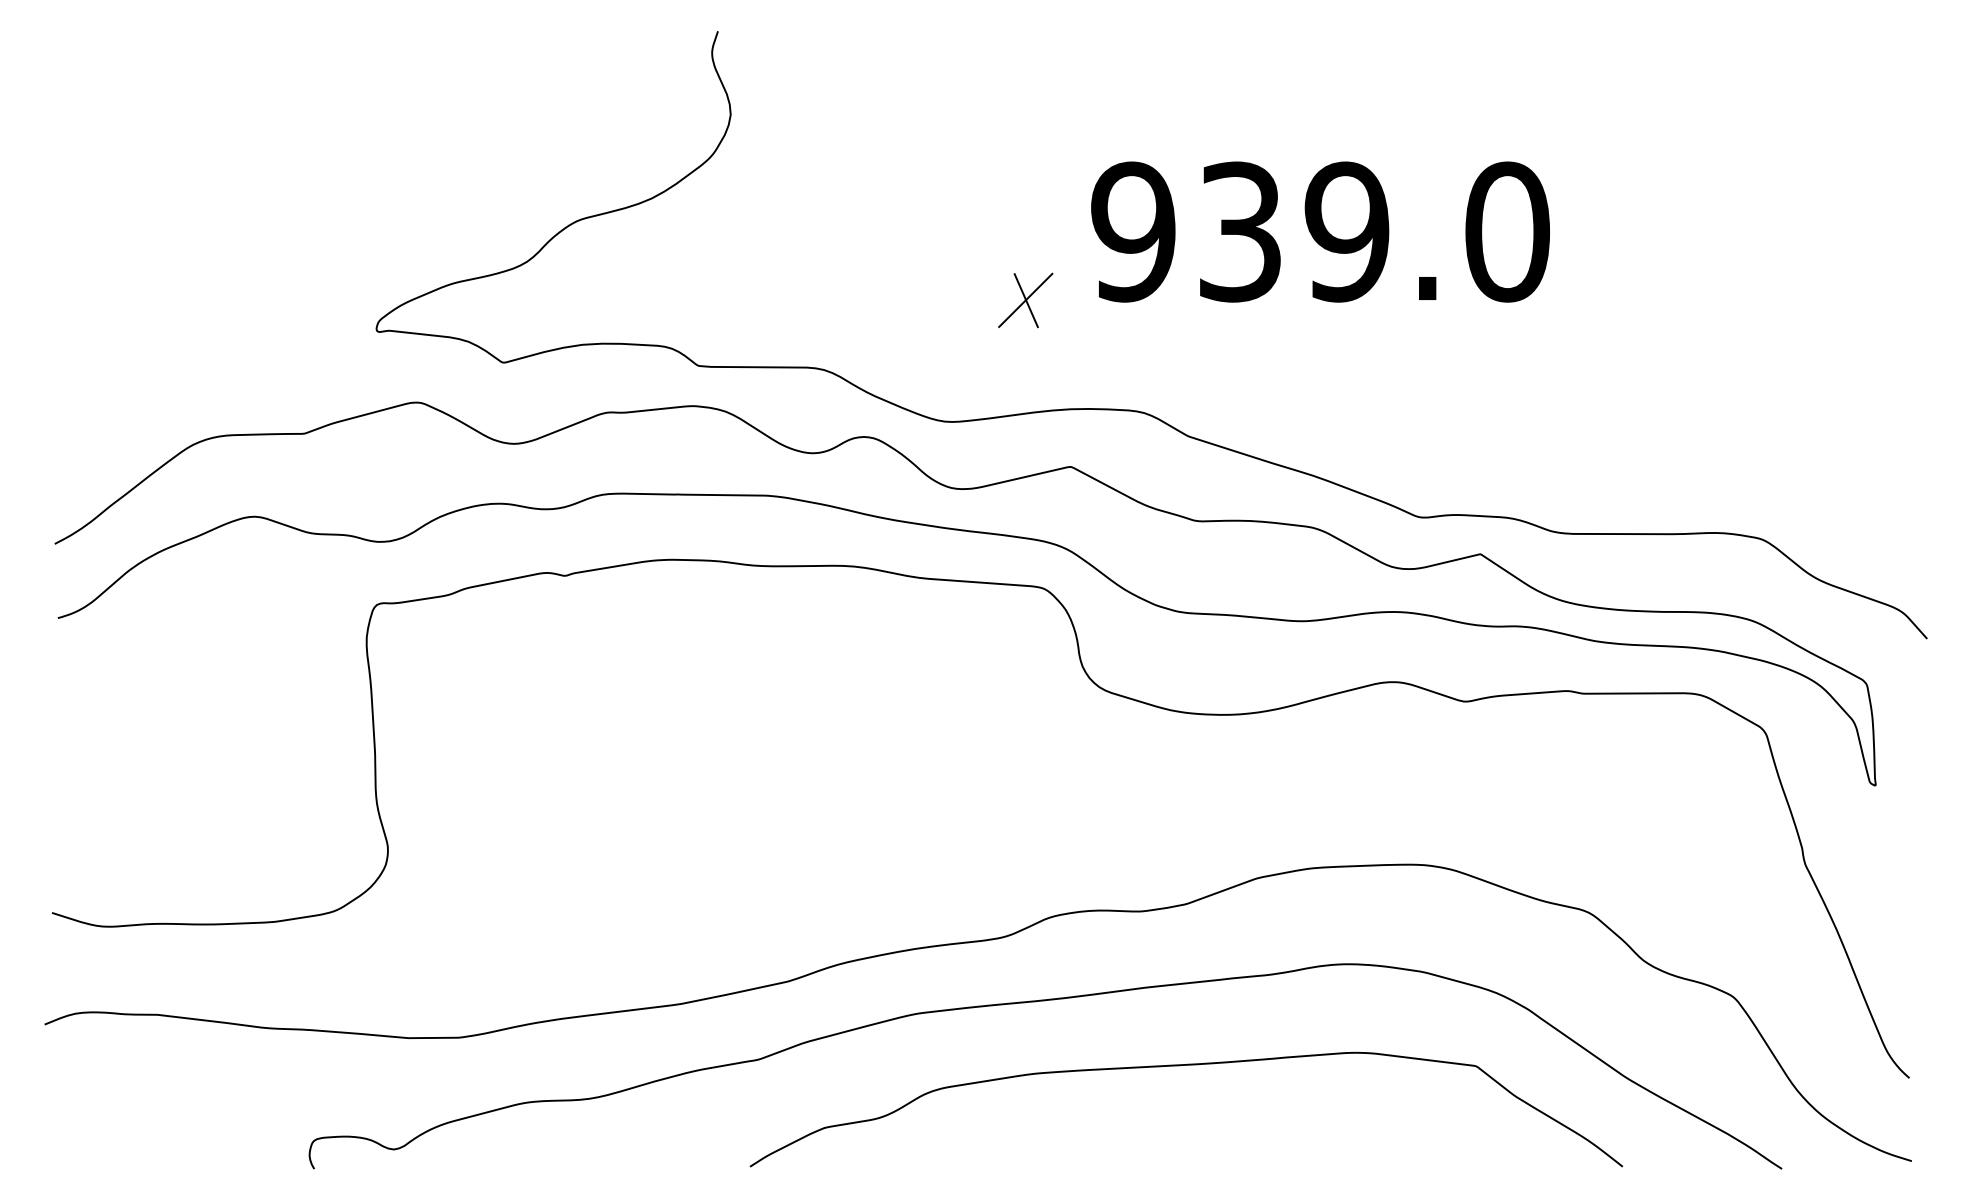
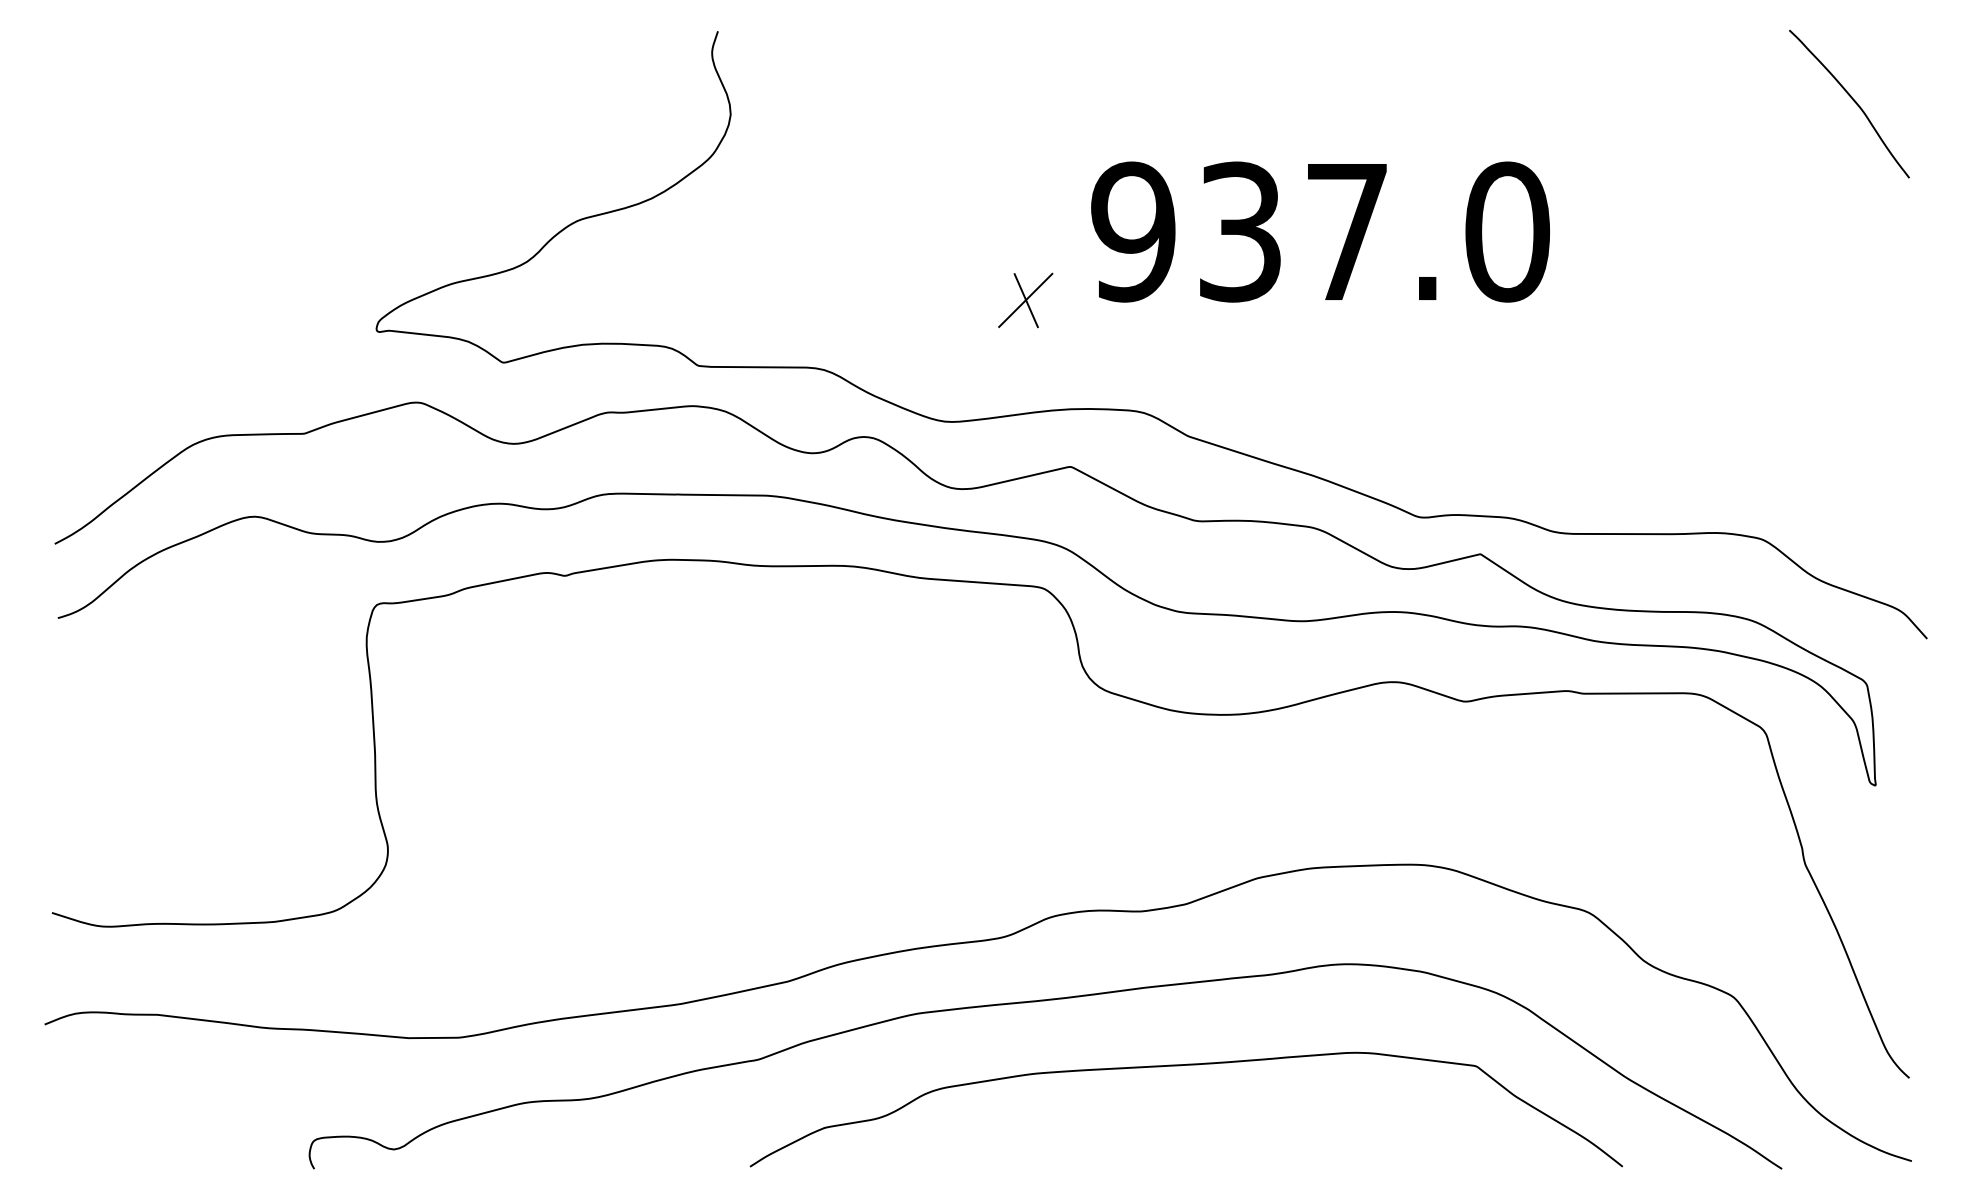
curve: none -> present (1852, 100)
text: 939.0 -> 937.0 (1346, 231)
